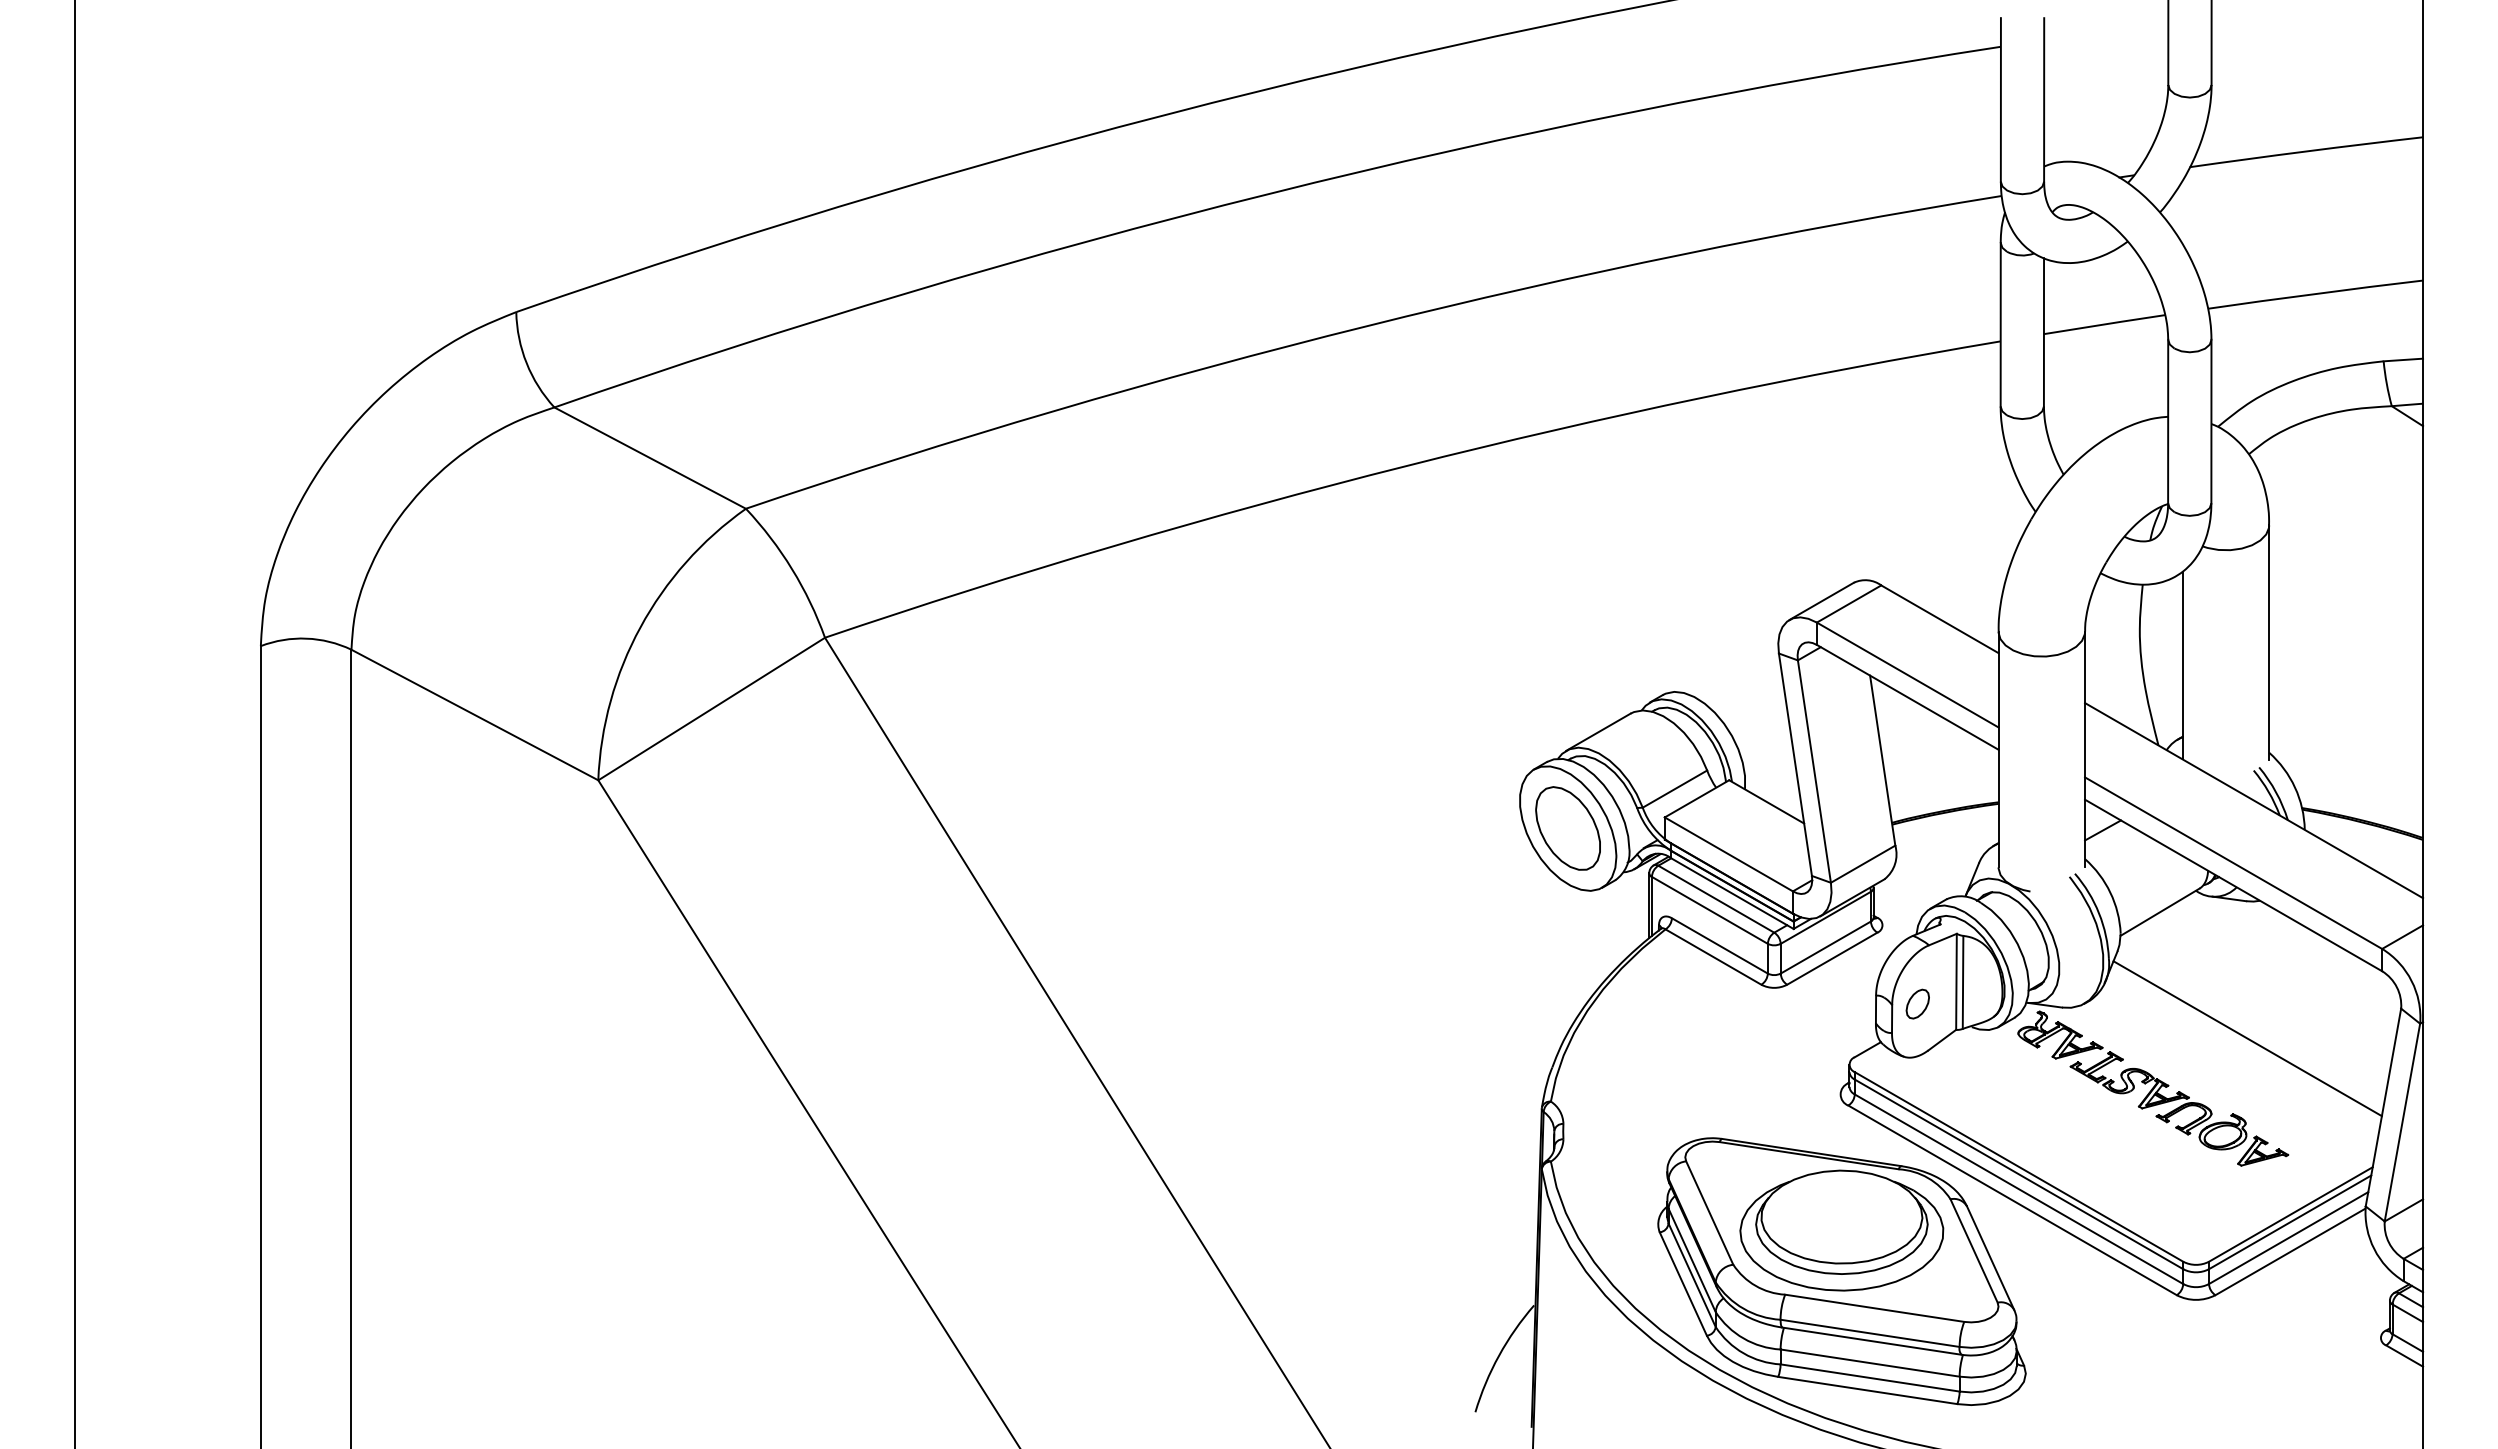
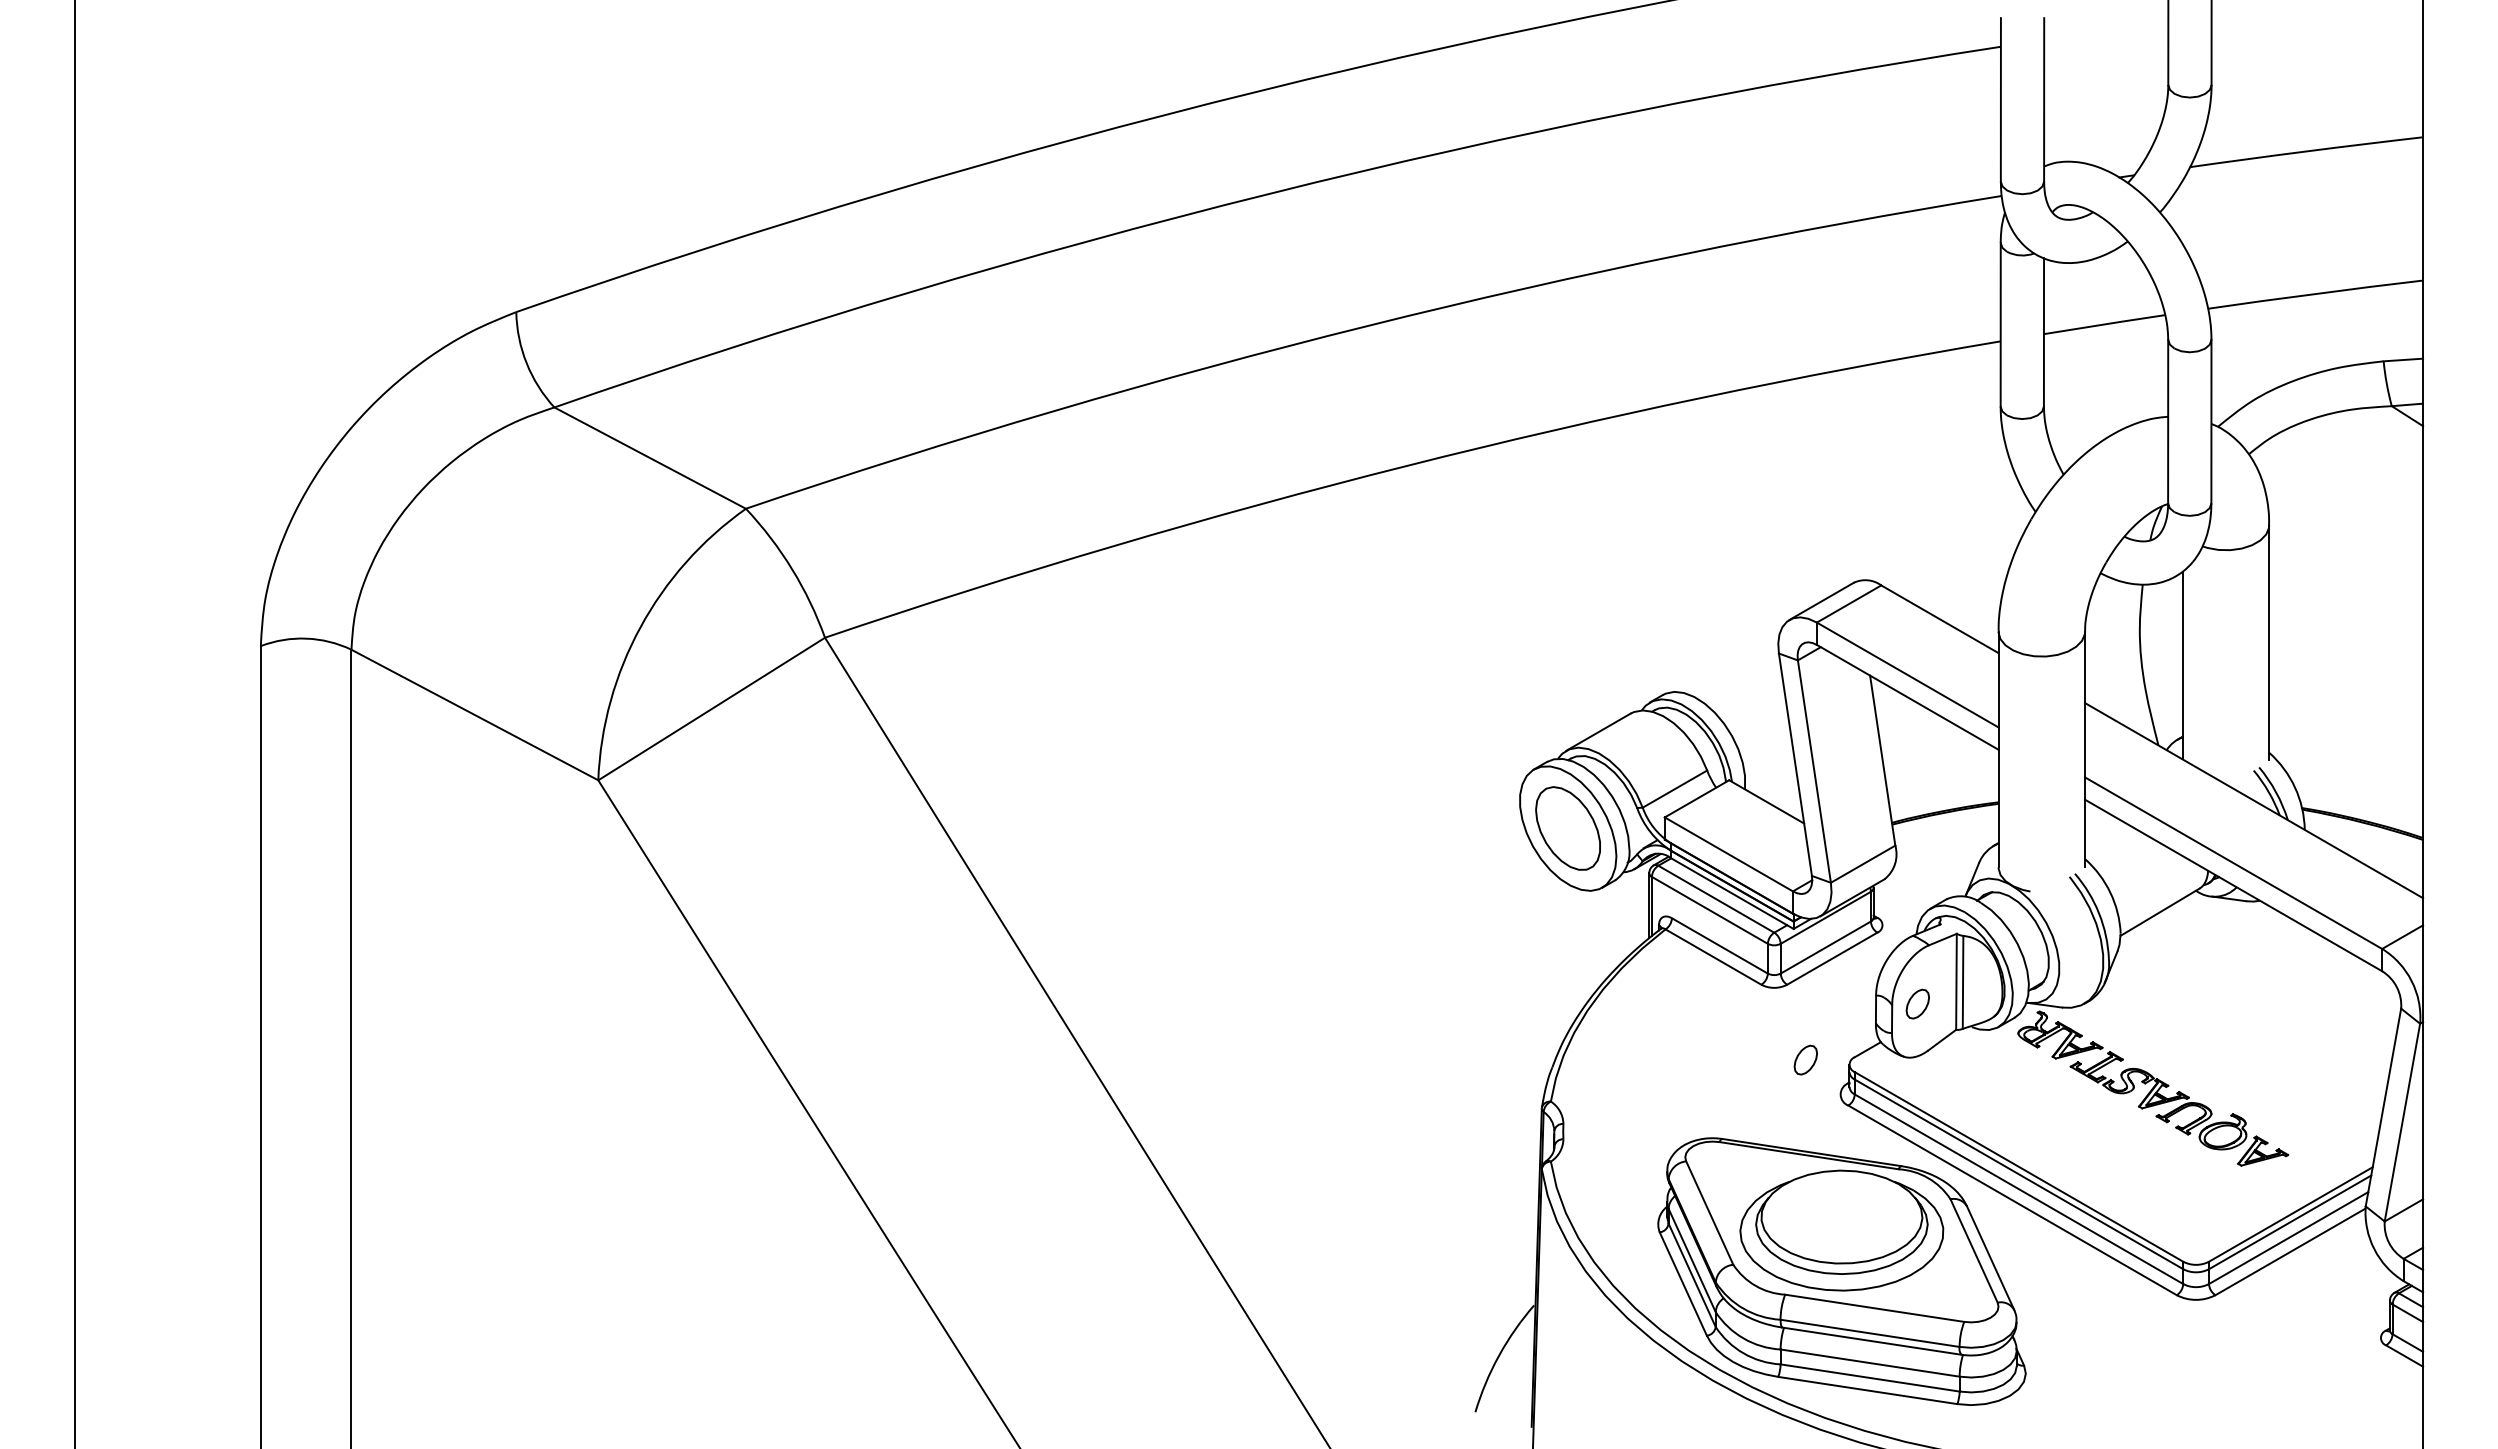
line: present -> none (2102, 830)
line: present -> none (2247, 1038)
part: none -> present (1805, 1059)
